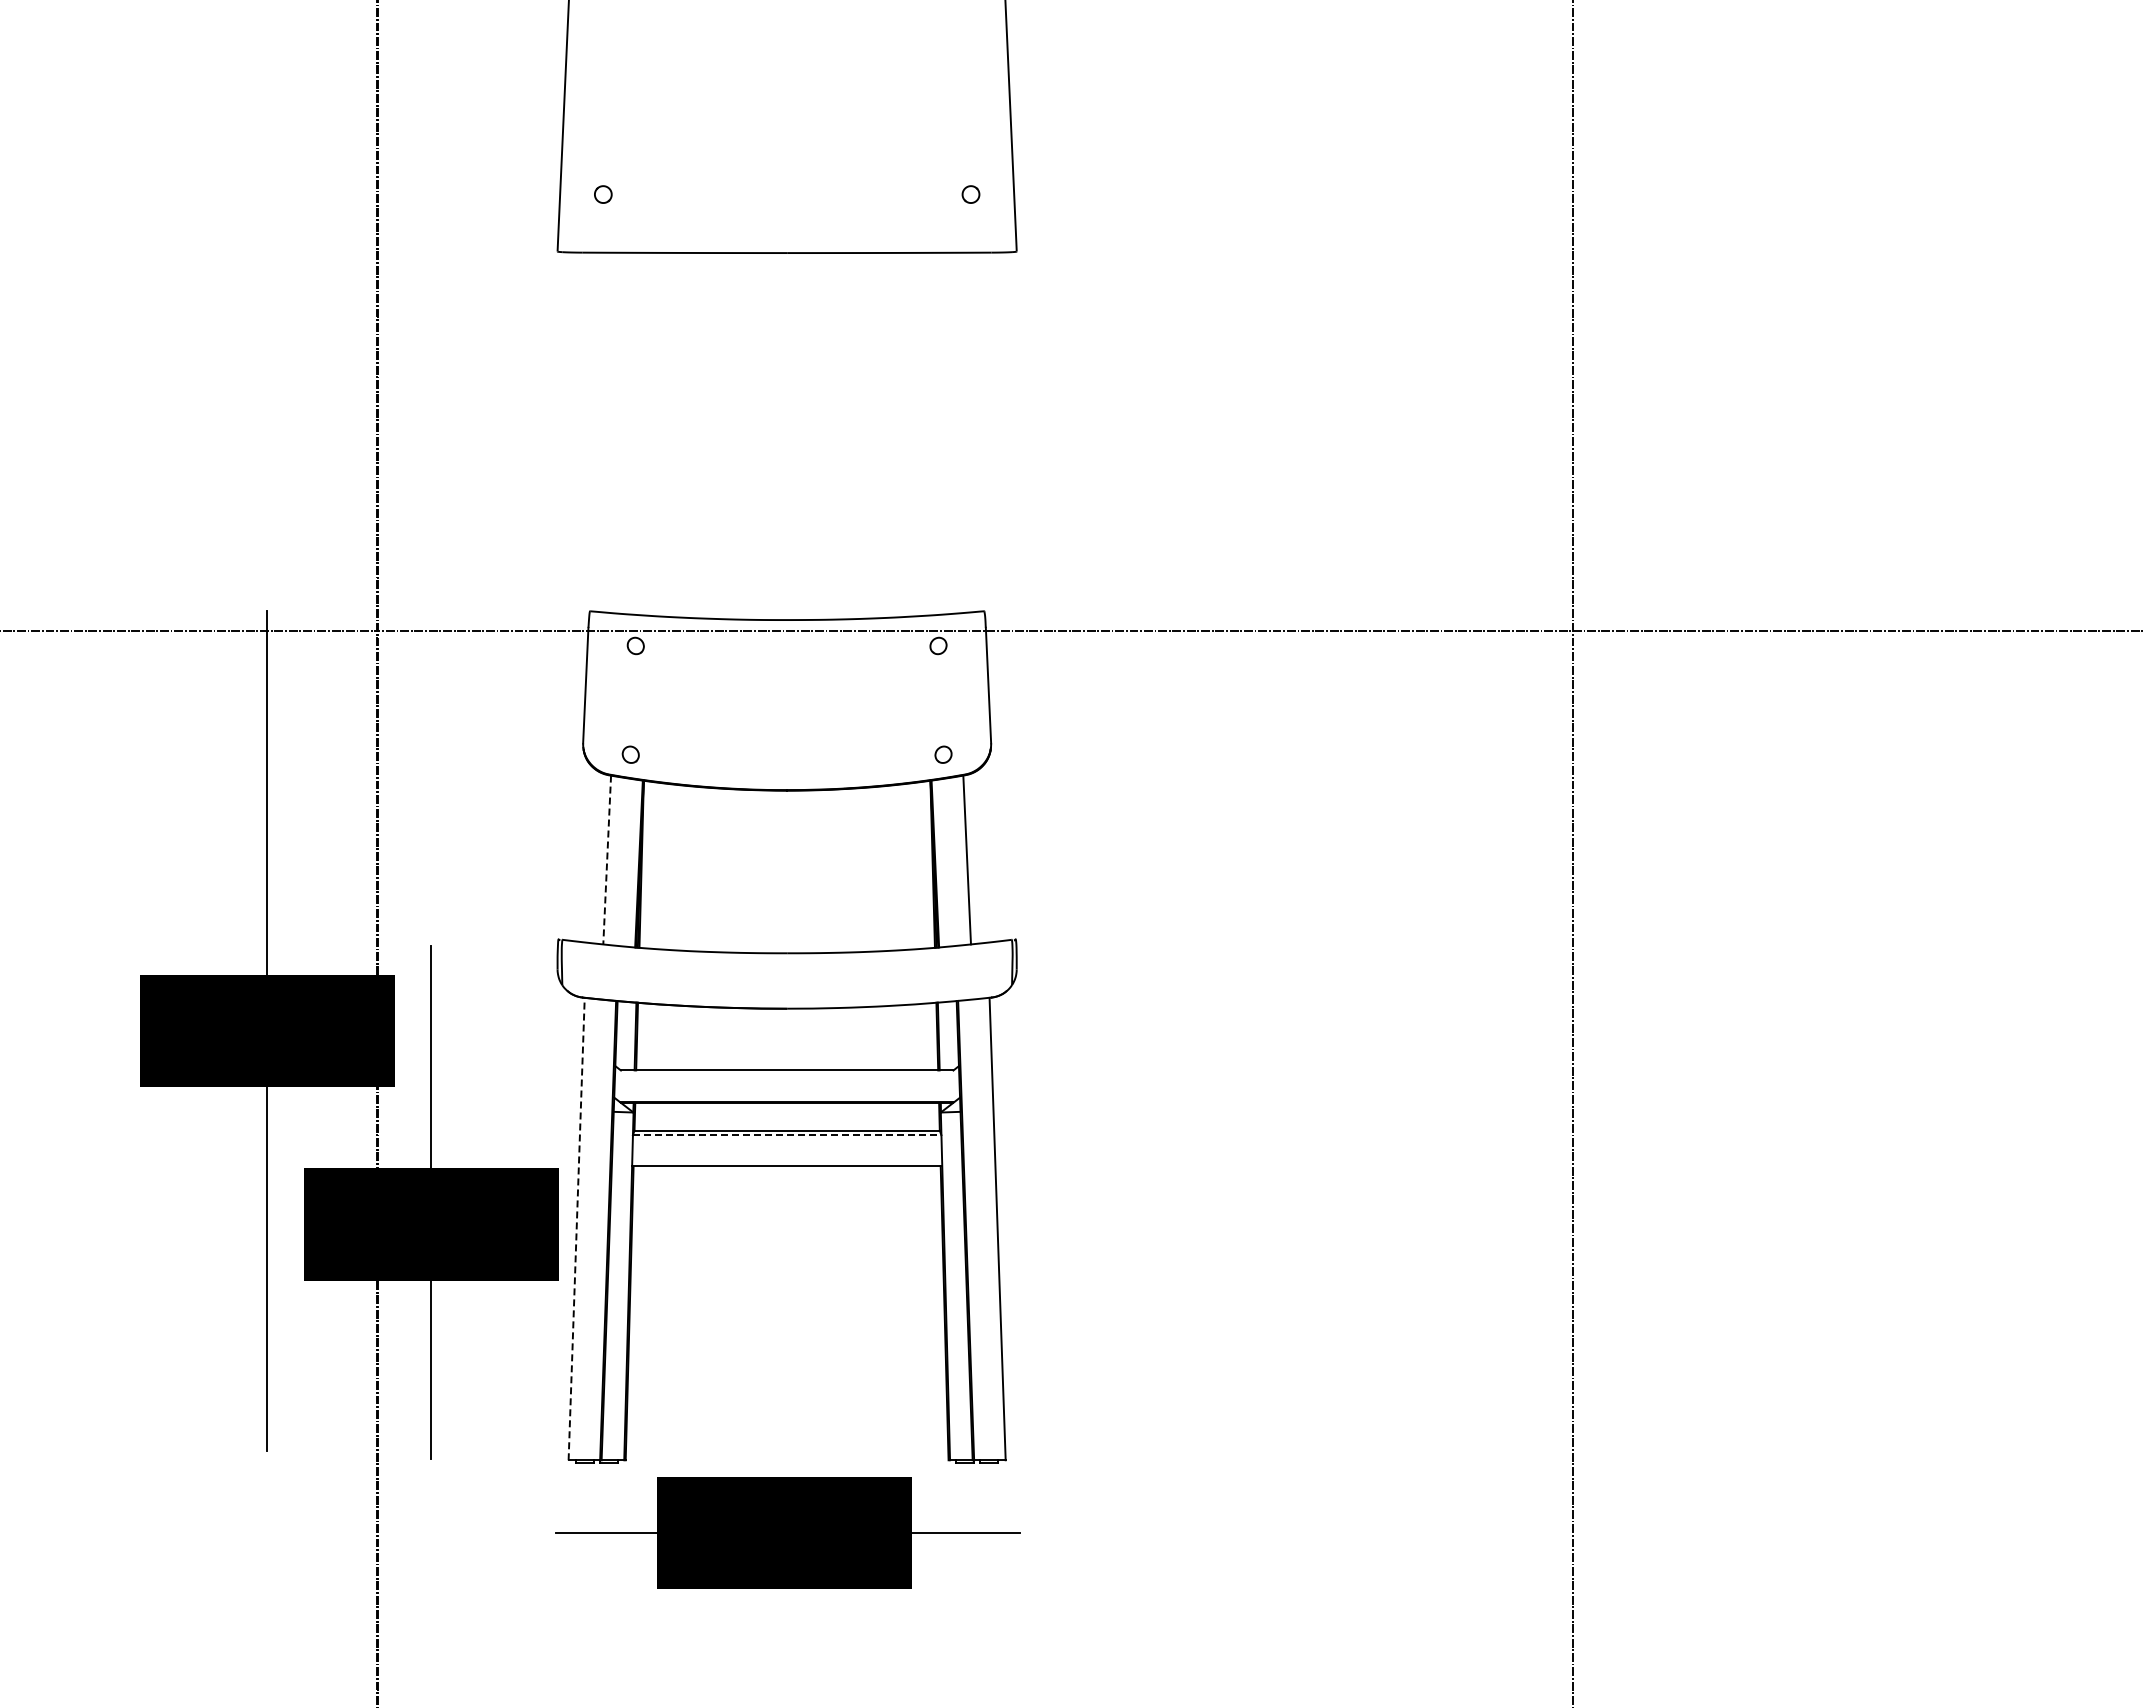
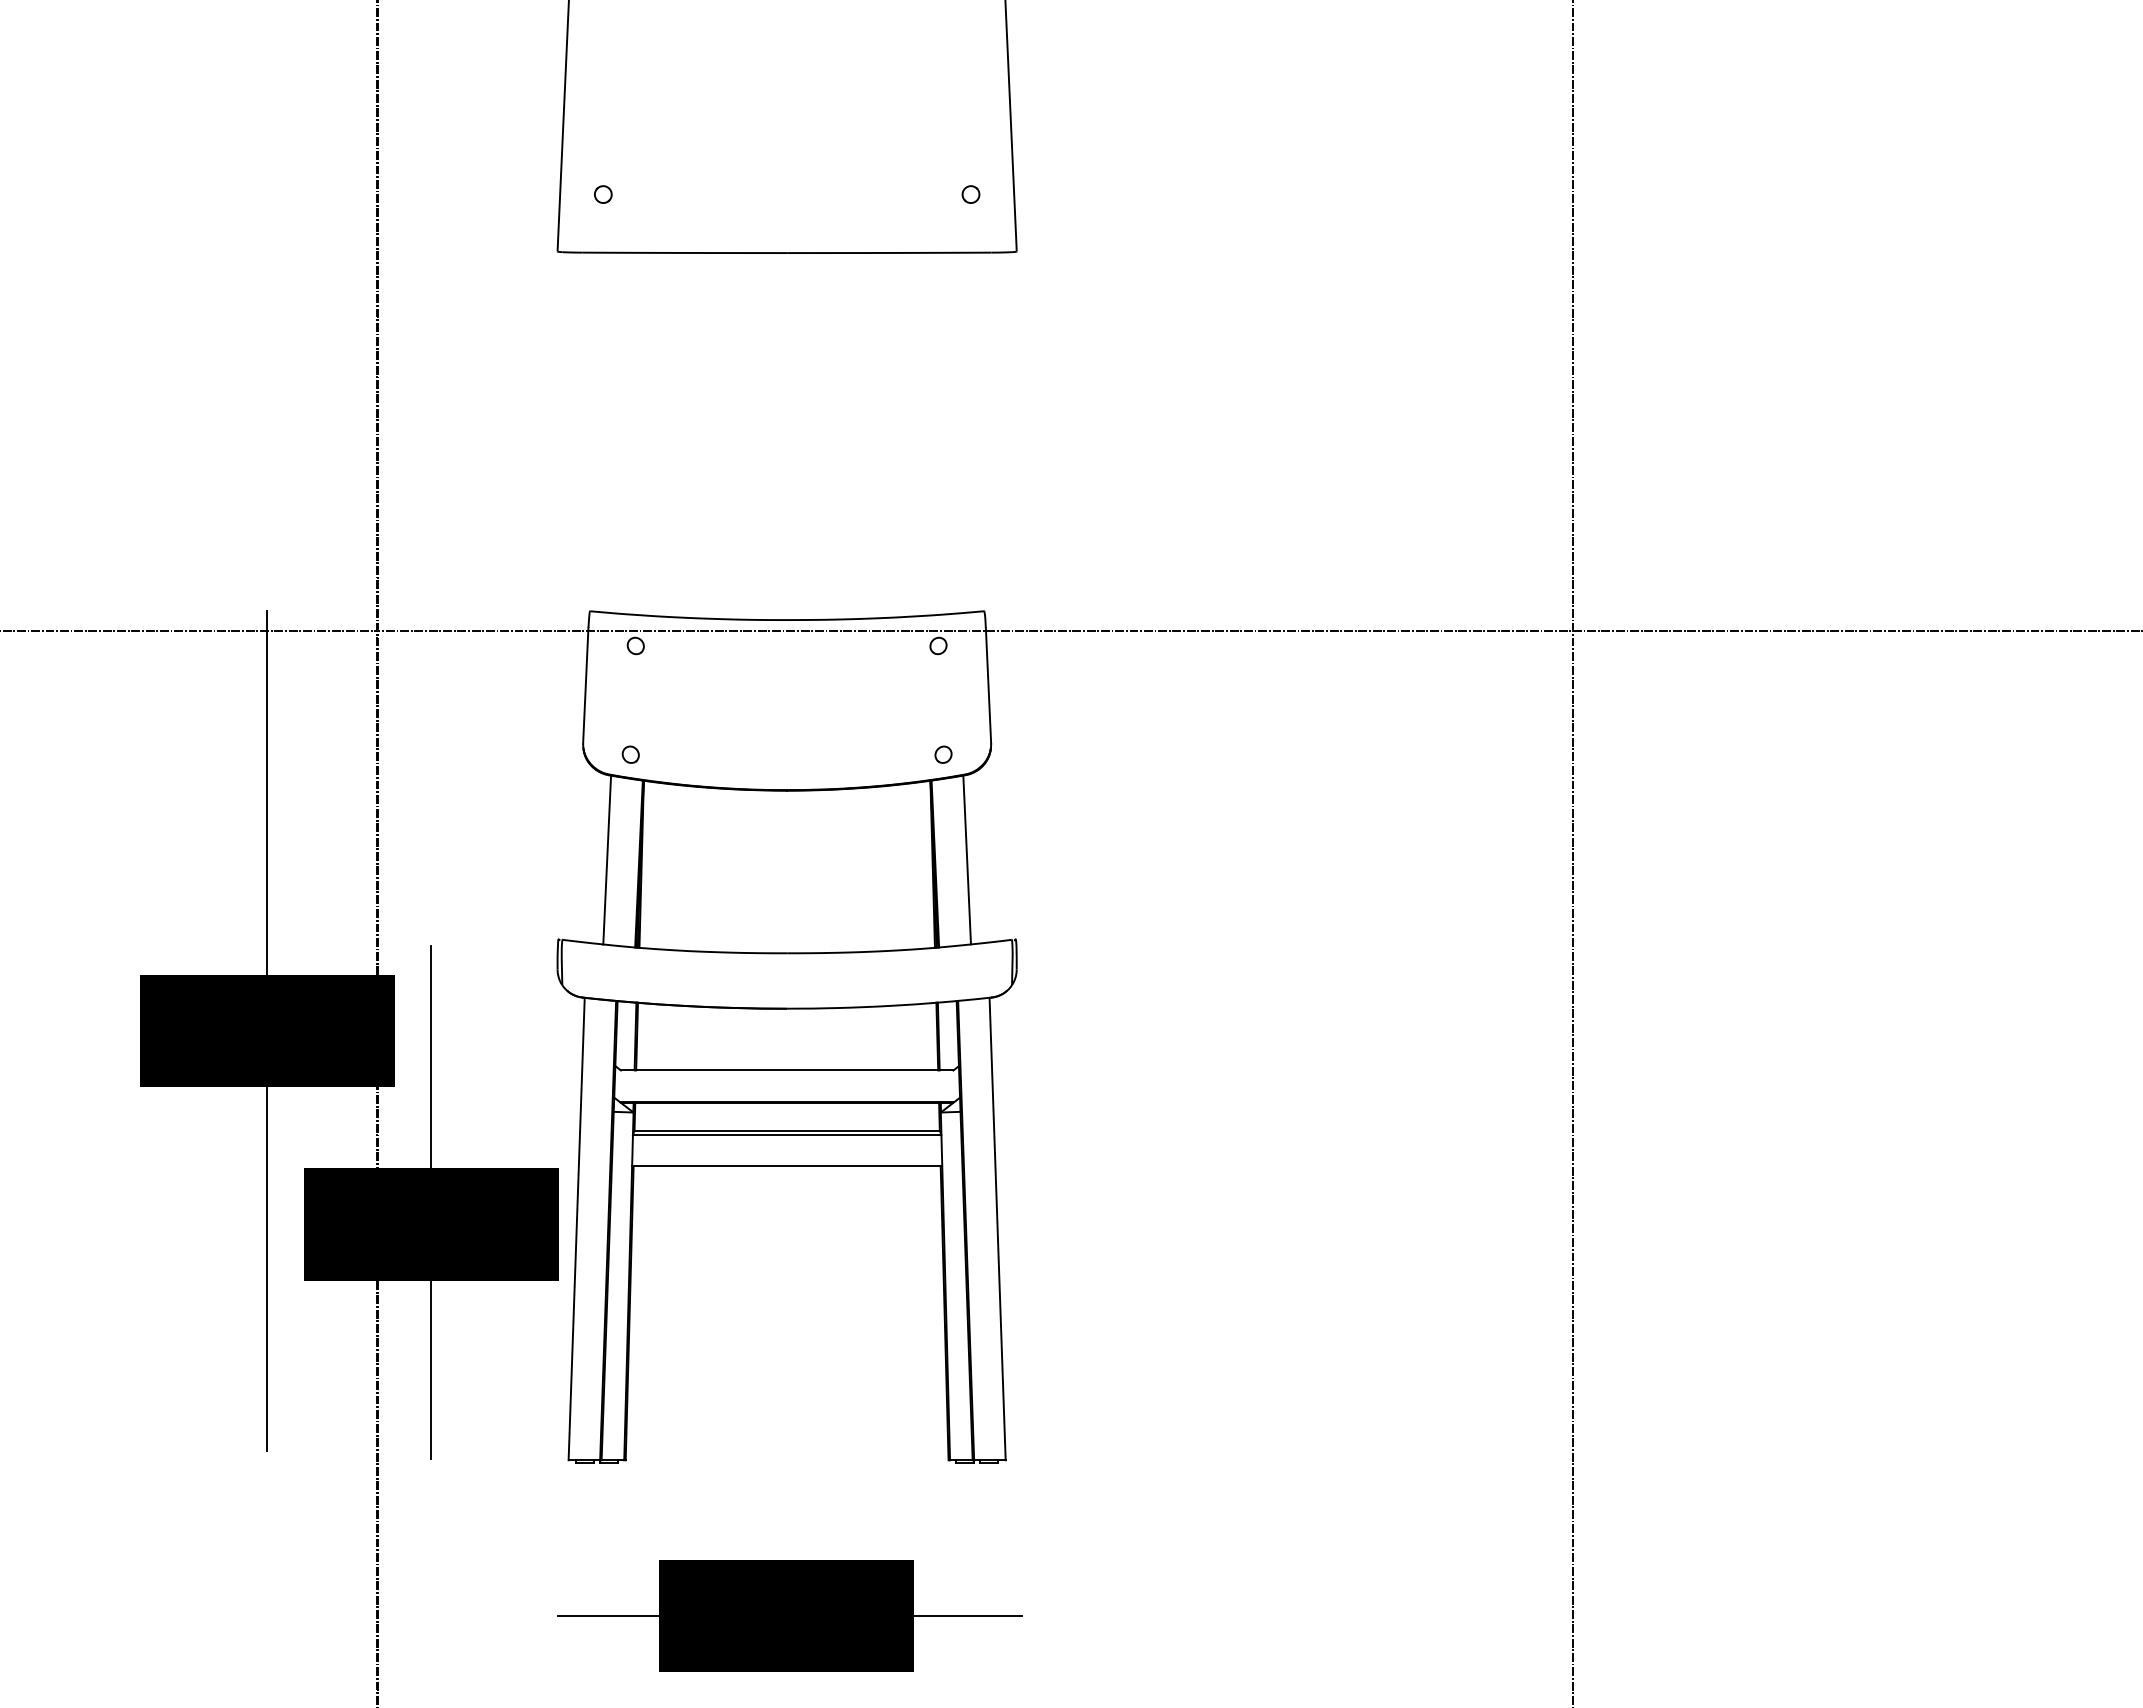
line: dashed -> solid (607, 860)
line: dashed -> solid (787, 1135)
line: dashed -> solid (576, 1228)
part position: (787, 1532) -> (789, 1615) (789, 1615)
